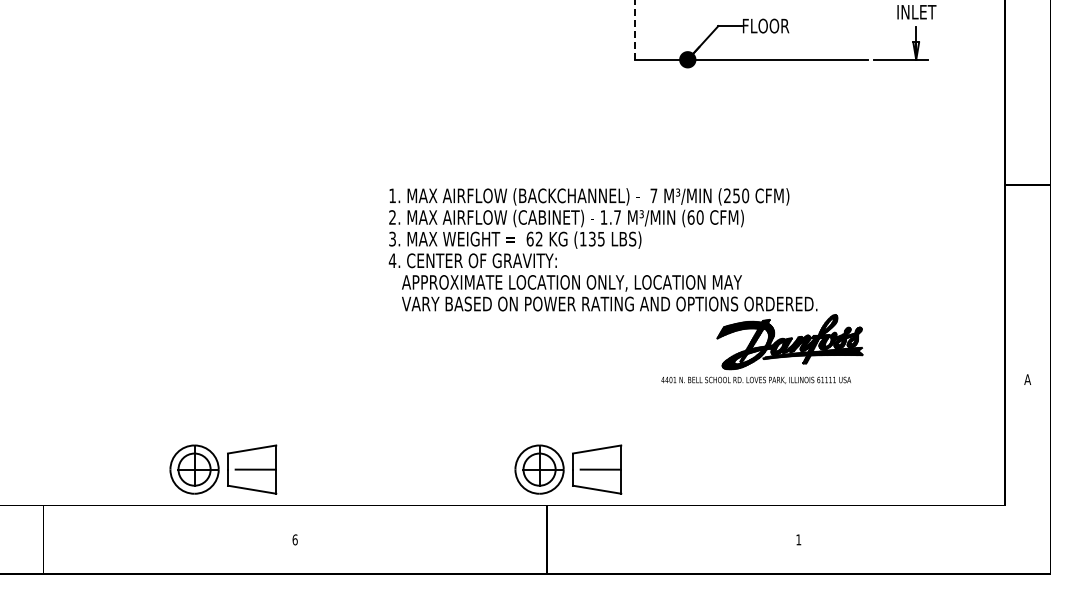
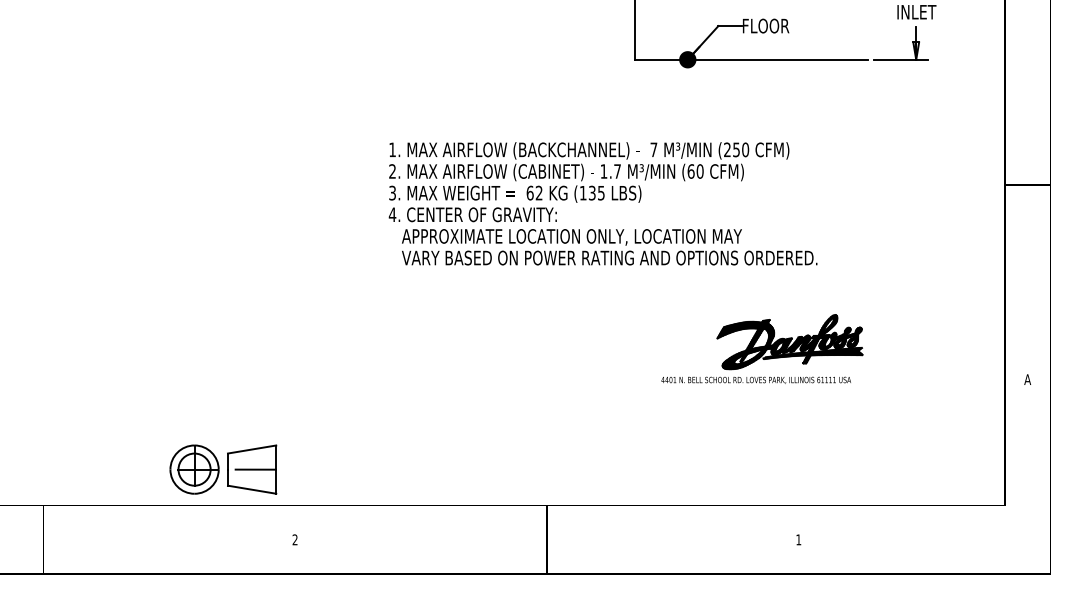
line: dashed -> solid (635, 29)
text position: (602, 249) -> (602, 203) (602, 203)
part: present -> none (568, 469)
text: 6 -> 2 (294, 539)
